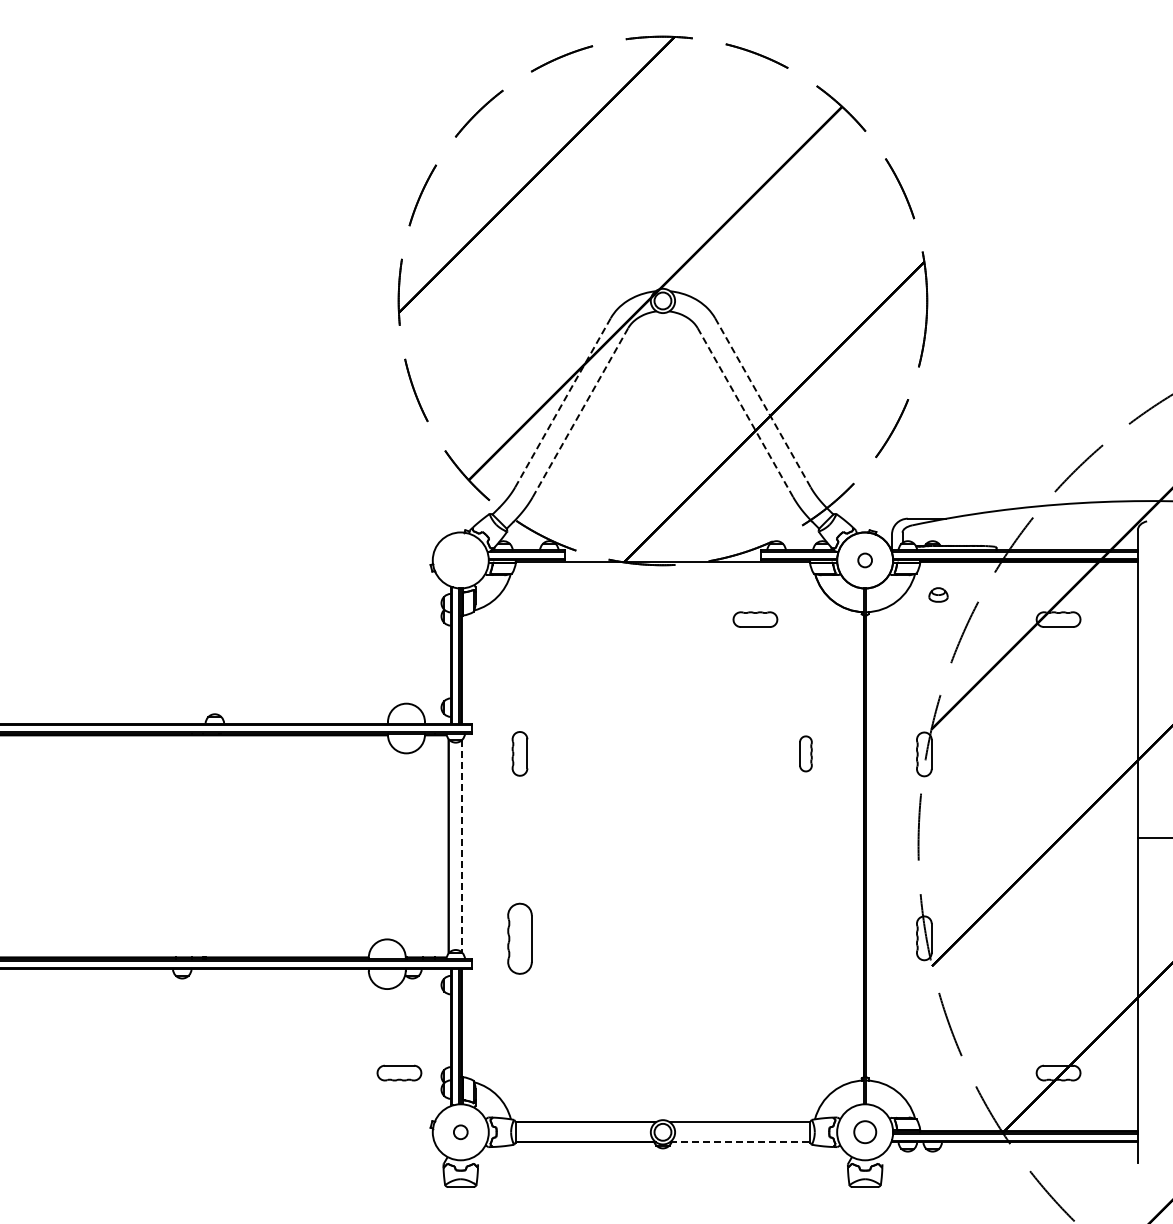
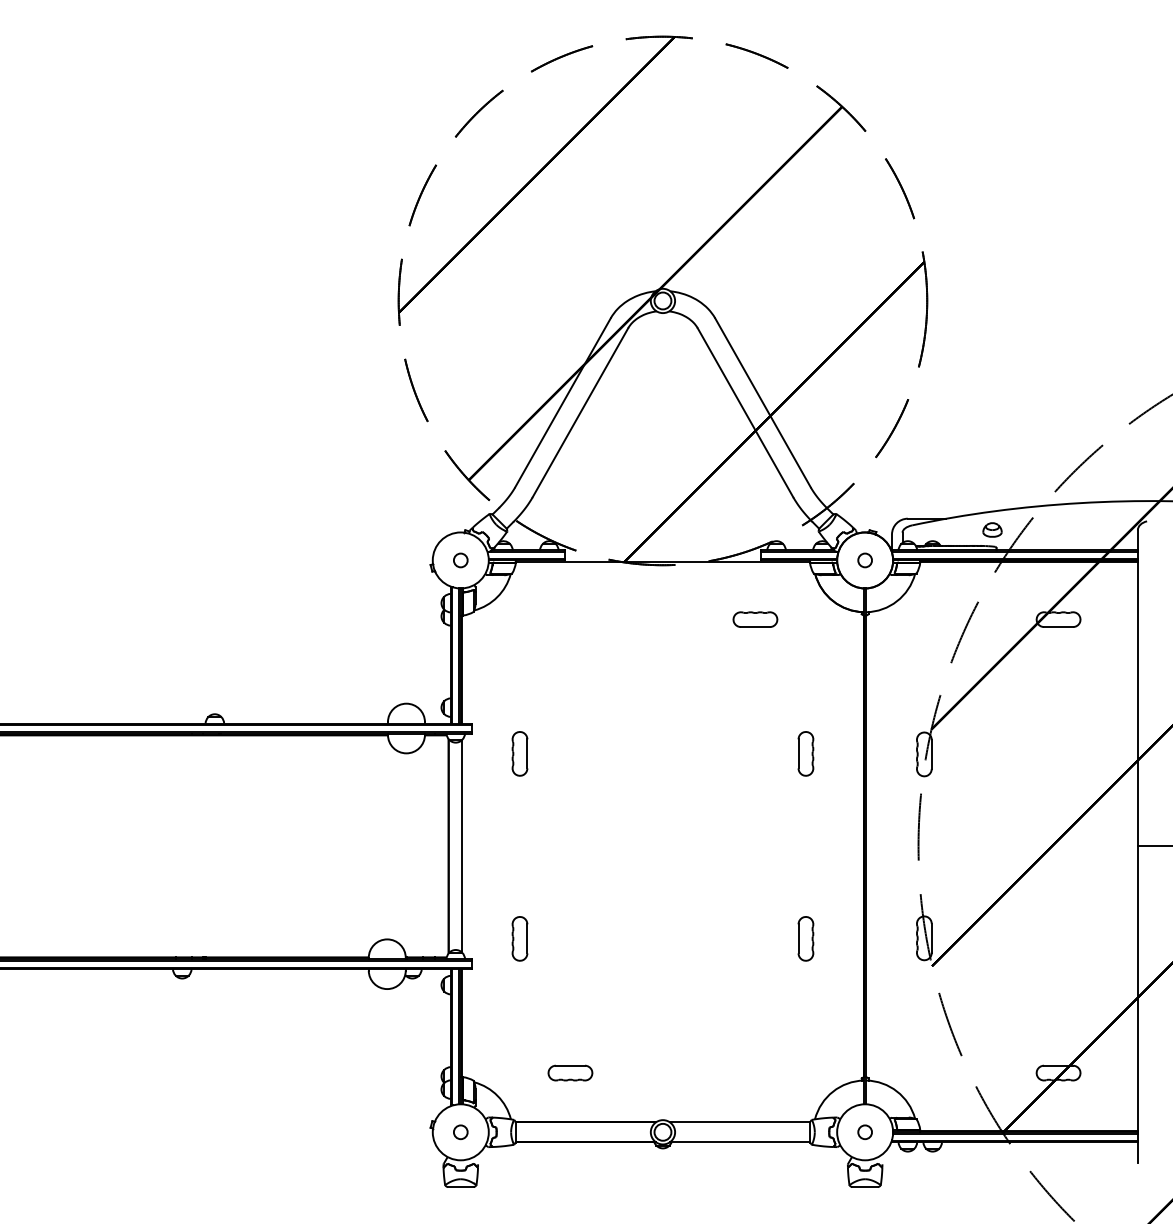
line: dashed -> solid (563, 402)
line: dashed -> solid (763, 403)
line: dashed -> solid (580, 412)
line: dashed -> solid (745, 413)
circle: none -> present (460, 560)
part position: (938, 594) -> (992, 529) (992, 529)
part size: 14x38 px -> 18x46 px (805, 753)
line position: (1153, 838) -> (1153, 846) (1153, 846)
line: dashed -> solid (461, 846)
part size: 26x73 px -> 18x46 px (519, 938)
part: none -> present (805, 938)
part position: (399, 1072) -> (570, 1072) (570, 1072)
circle size: 25x25 px -> 16x17 px (864, 1132)
line: dashed -> solid (740, 1142)
